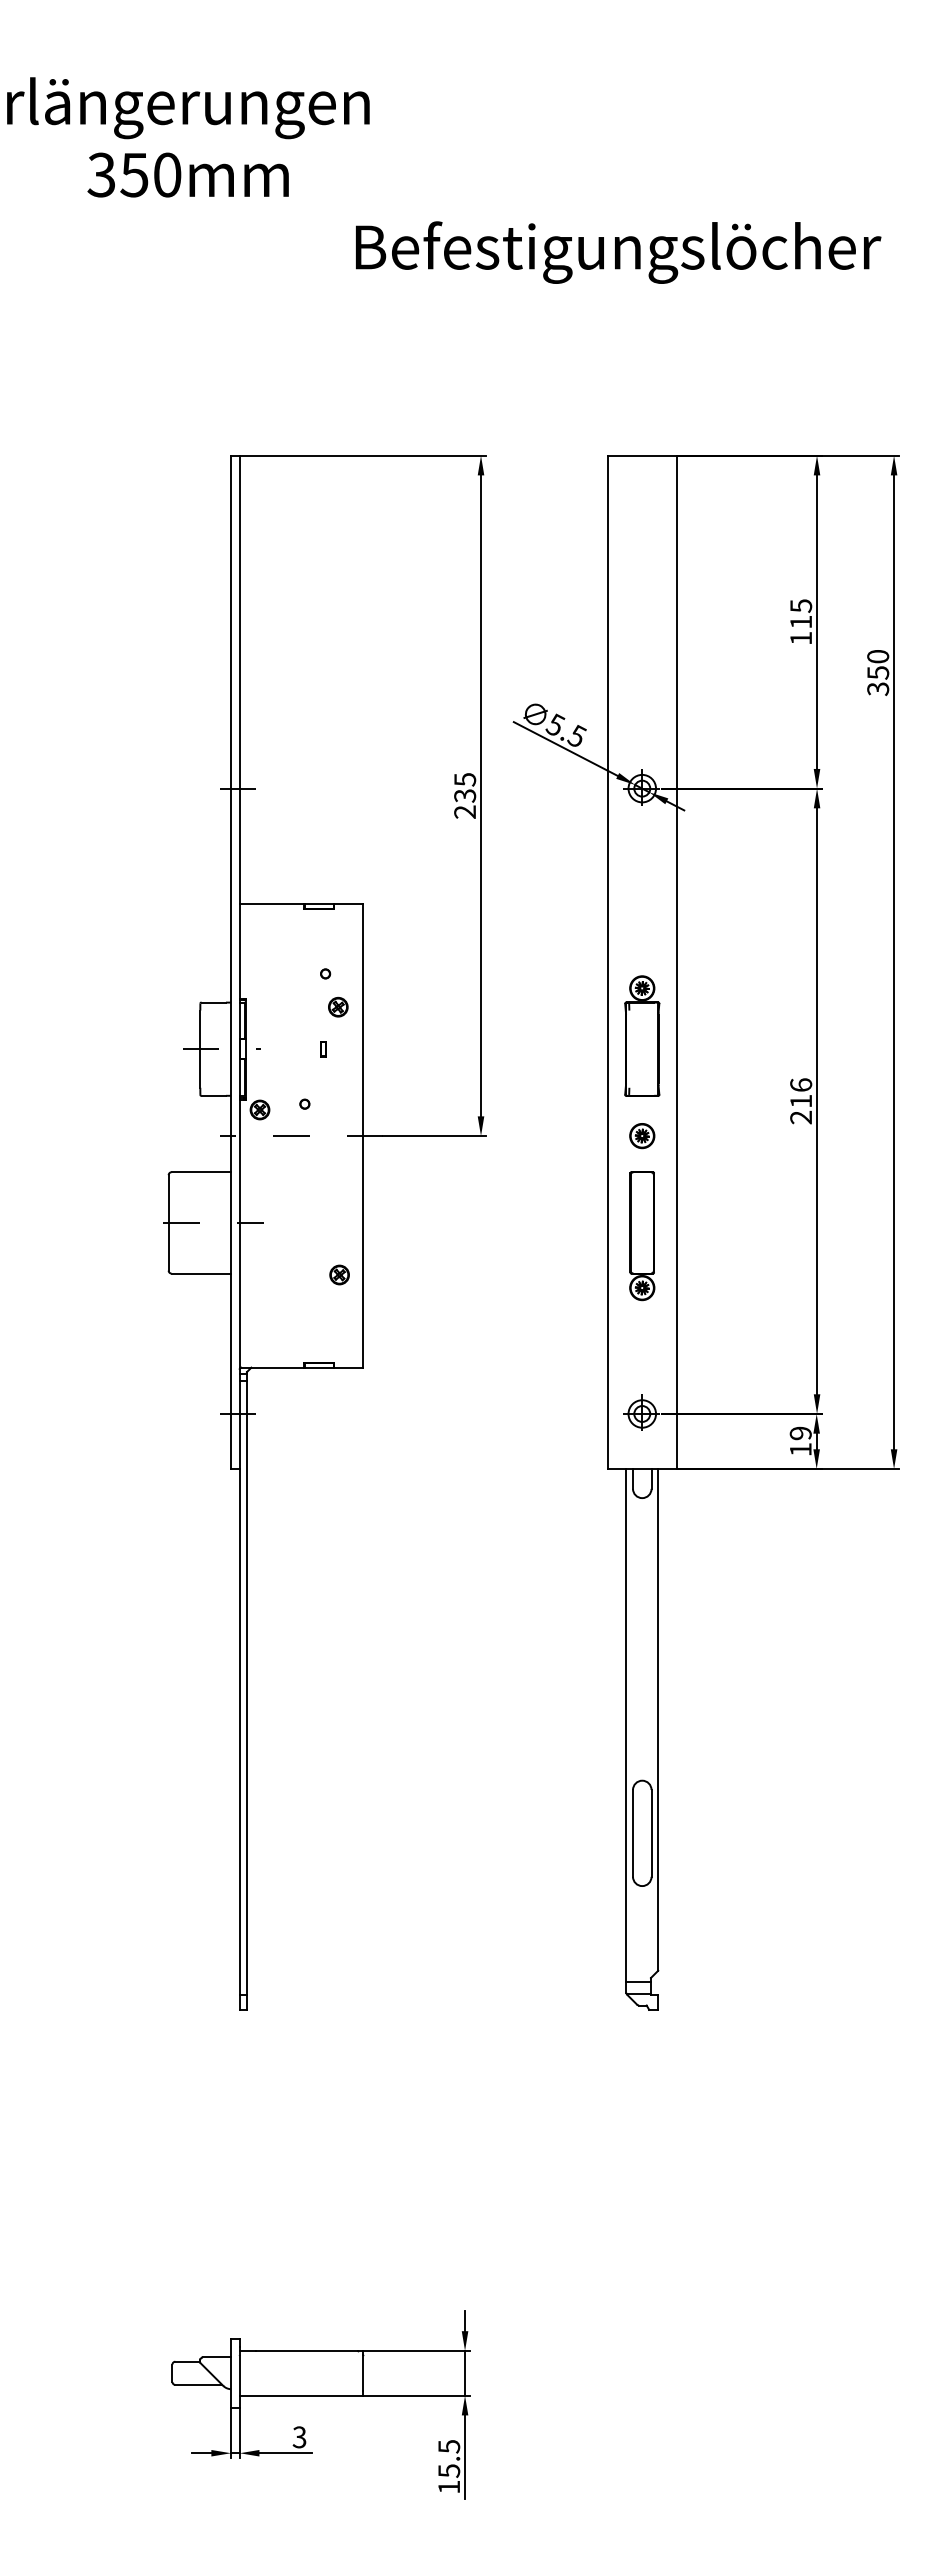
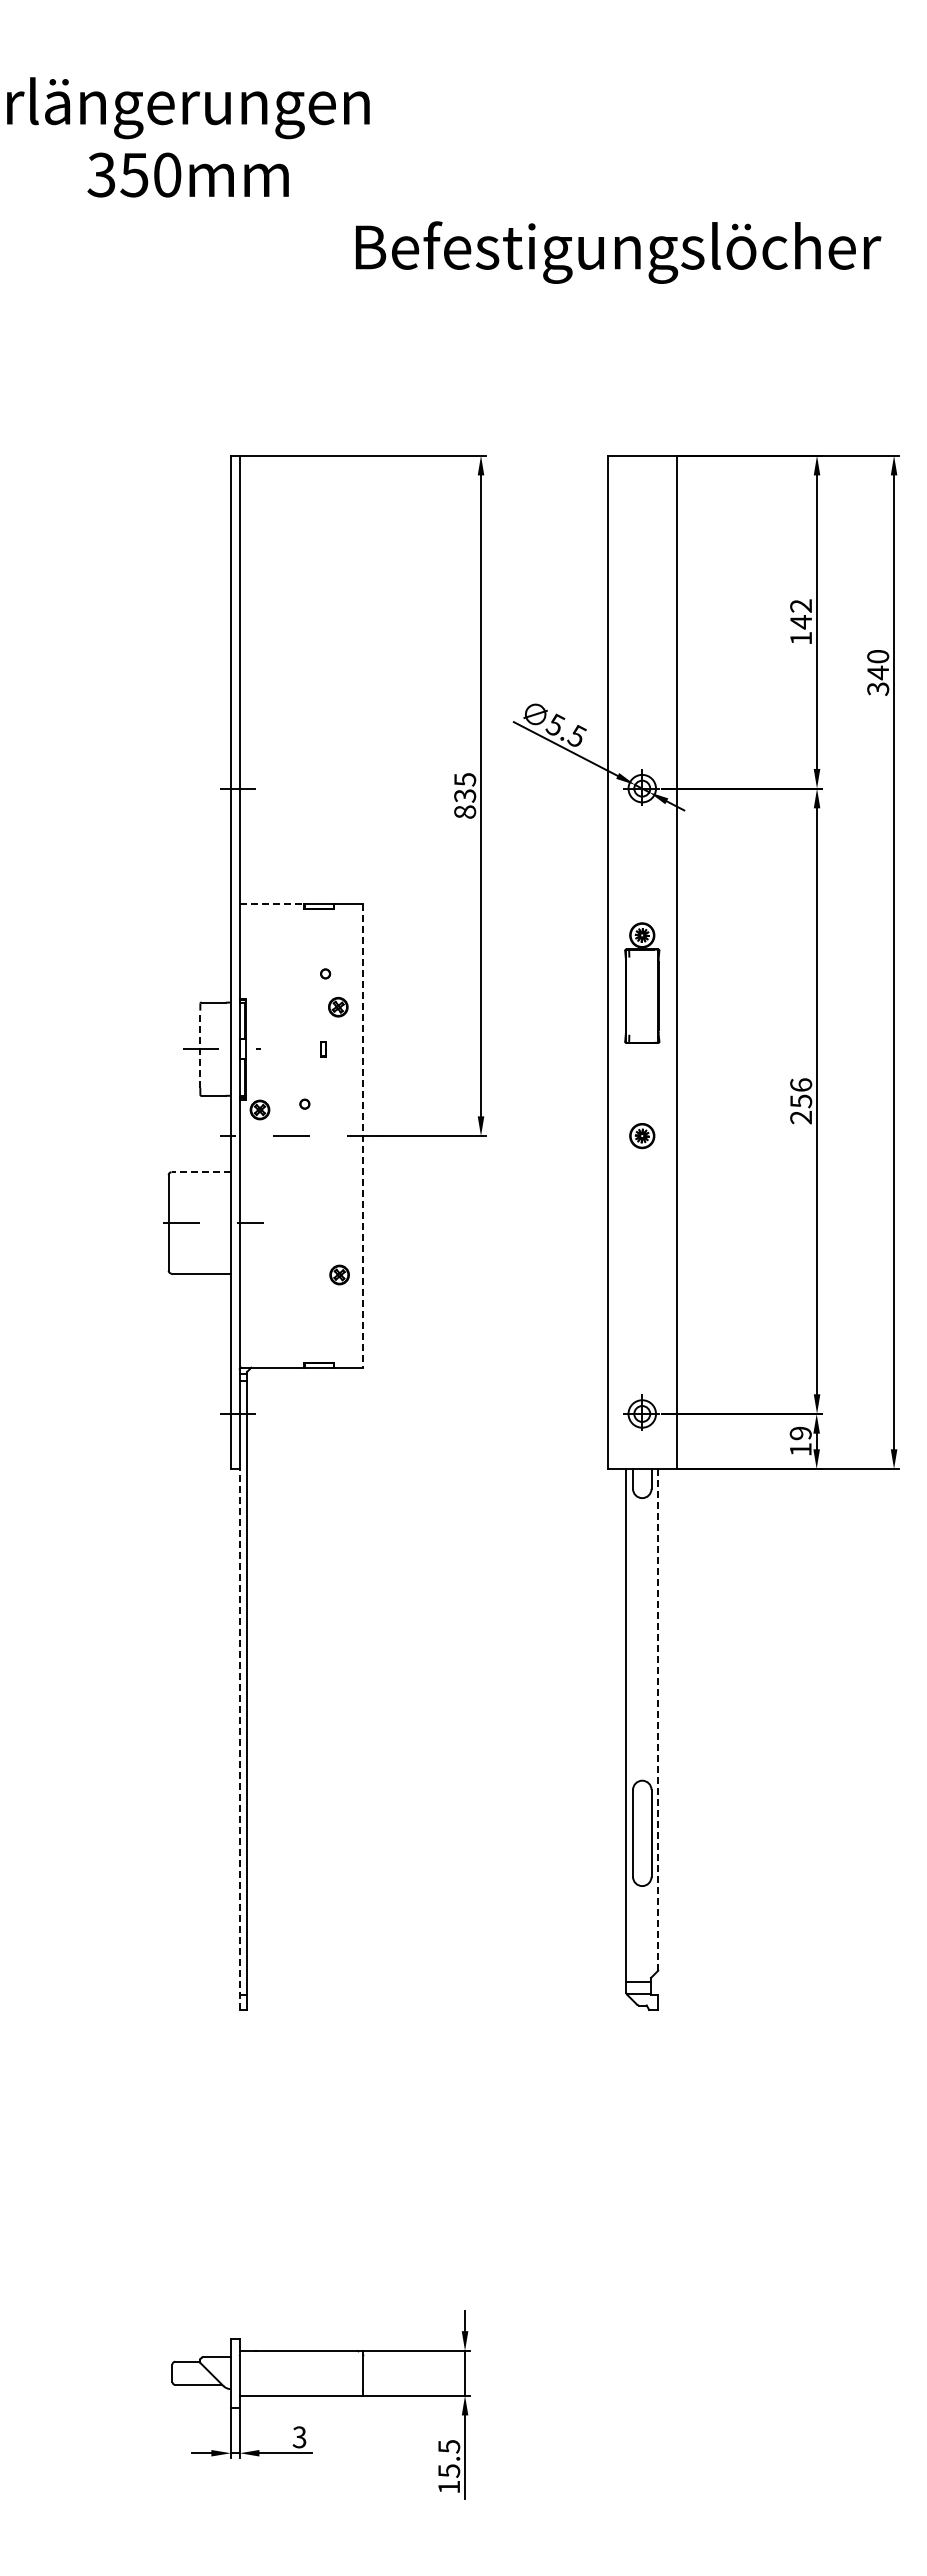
text: 115 -> 142 (801, 614)
text: 350 -> 340 (878, 672)
text: 235 -> 835 (465, 811)
line: solid -> dashed (272, 904)
part position: (642, 1035) -> (642, 982) (642, 982)
line: solid -> dashed (200, 1049)
text: 216 -> 256 (801, 1101)
line: solid -> dashed (362, 1136)
line: solid -> dashed (201, 1172)
part: present -> none (642, 1236)
line: solid -> dashed (658, 1719)
line: solid -> dashed (239, 1738)
